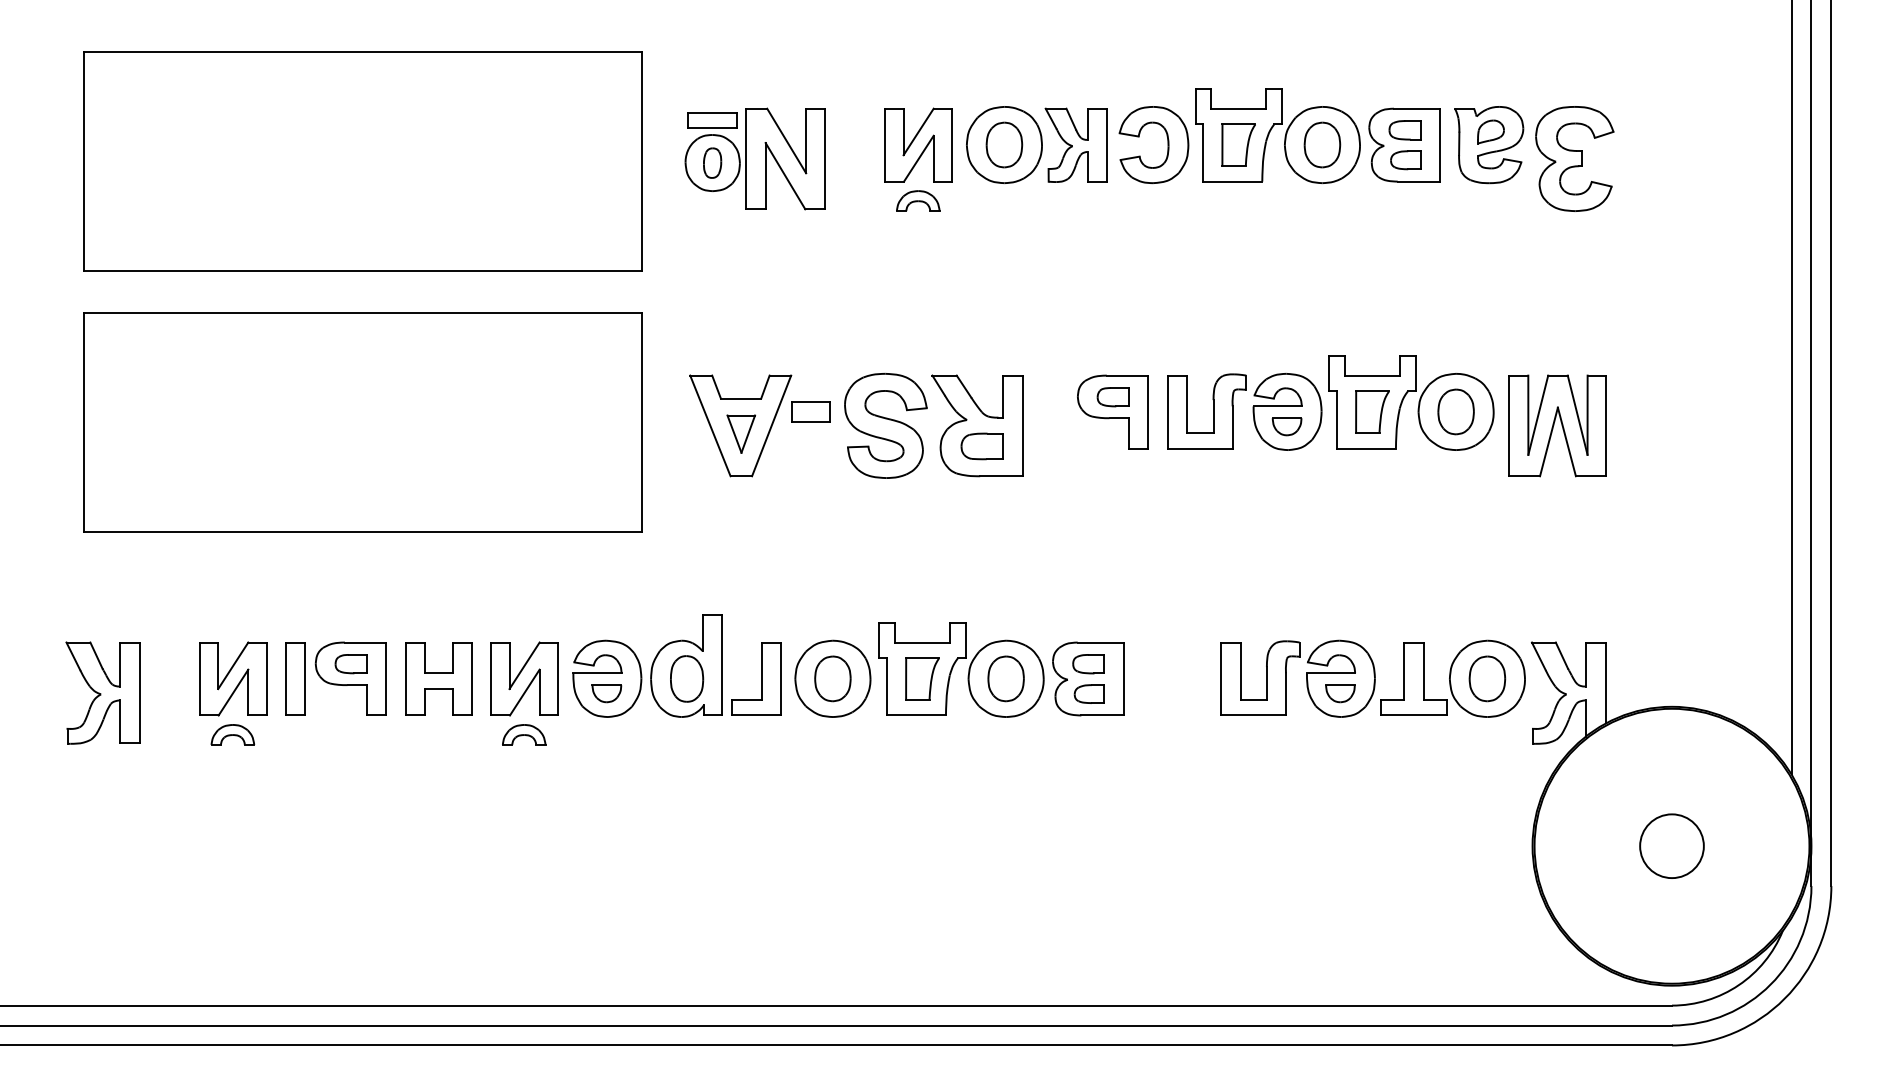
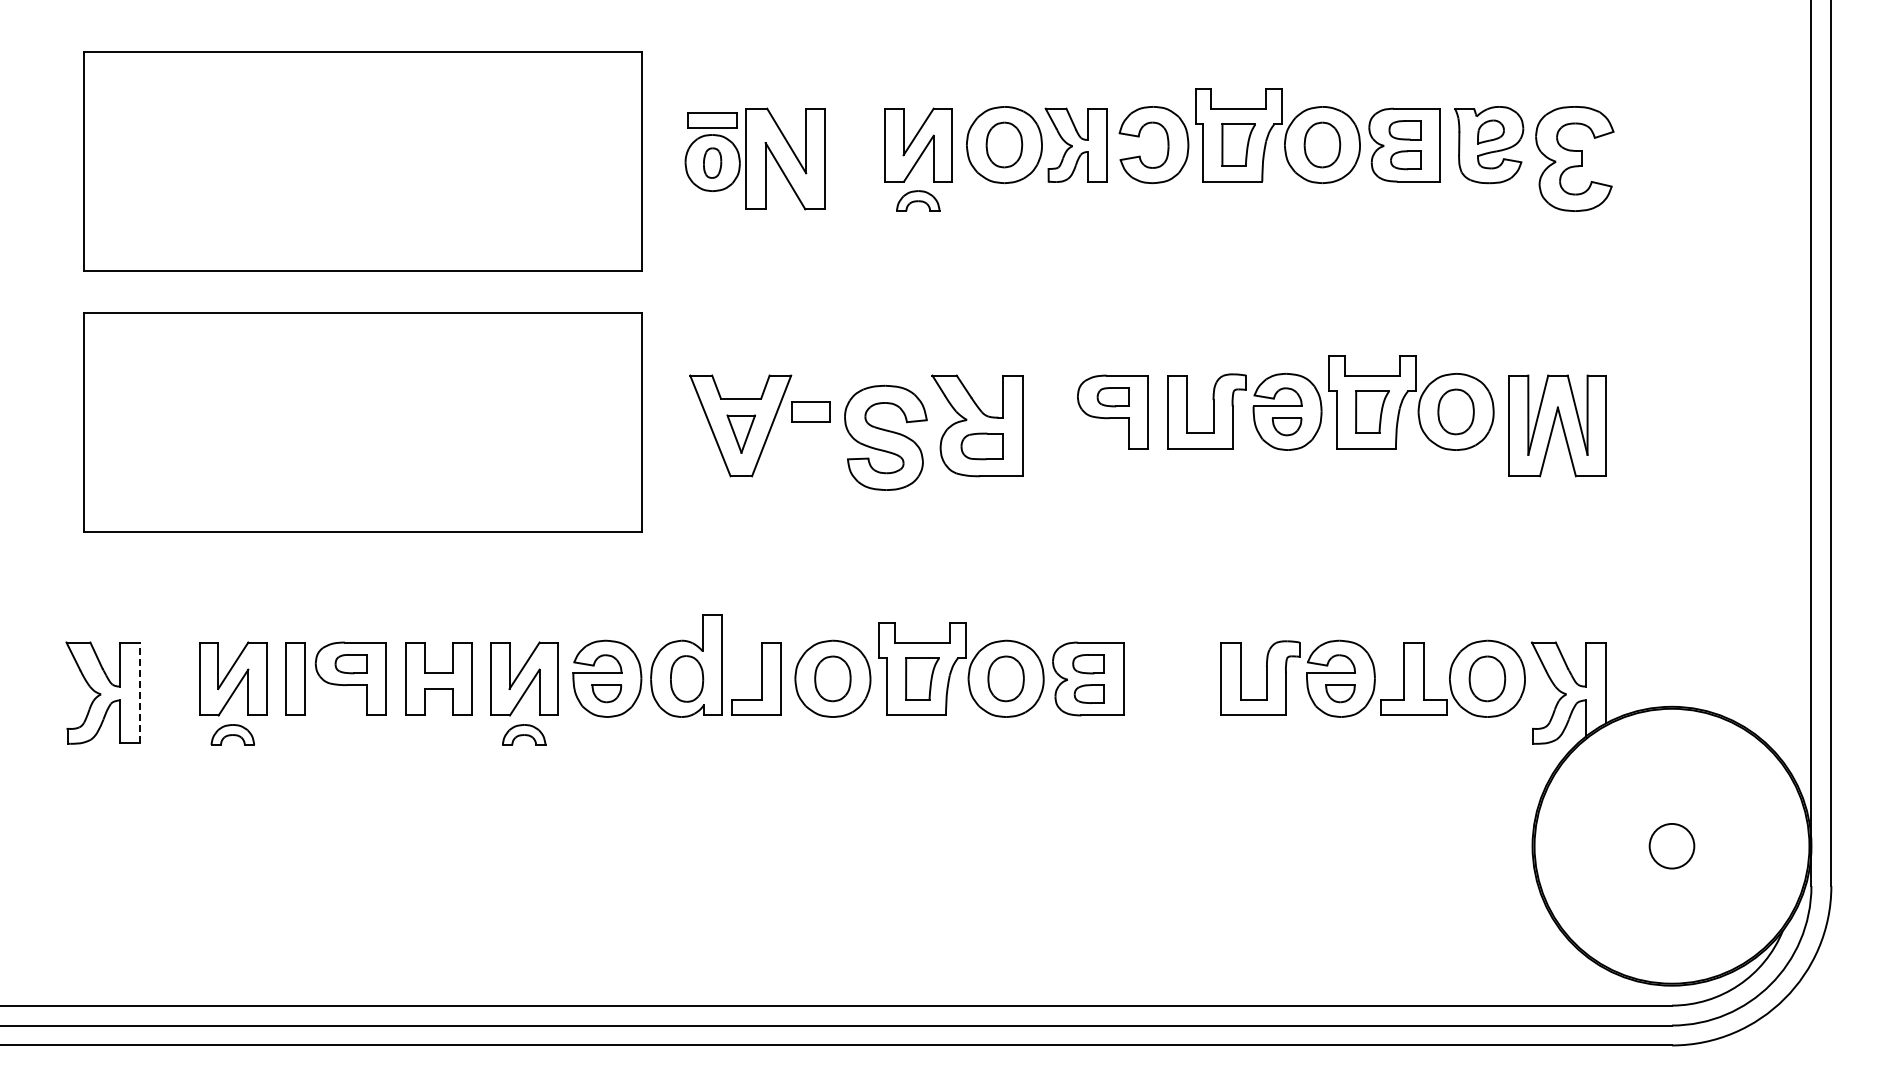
line: present -> none (1791, 388)
part position: (885, 425) -> (885, 437) (885, 437)
line: solid -> dashed (140, 692)
circle diameter: 64 px -> 45 px (1671, 845)
